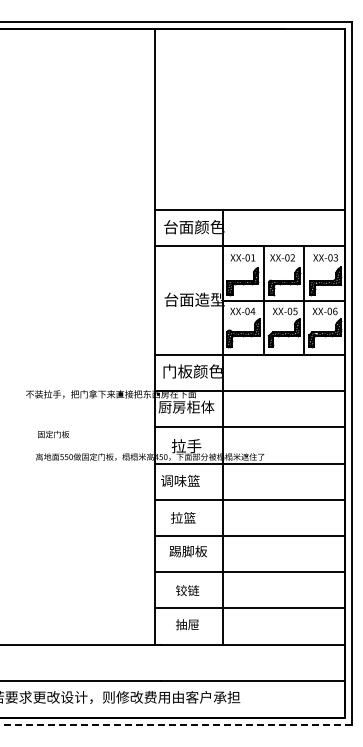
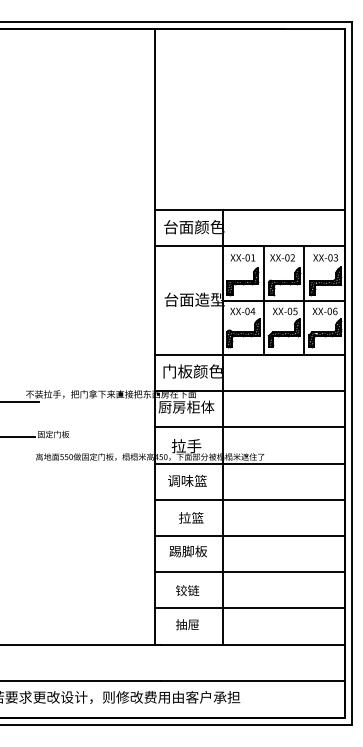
line: none -> present (20, 402)
line: none -> present (18, 437)
text position: (180, 480) -> (187, 480) (187, 480)
text position: (183, 517) -> (191, 517) (191, 517)
line: dashed -> solid (176, 724)
